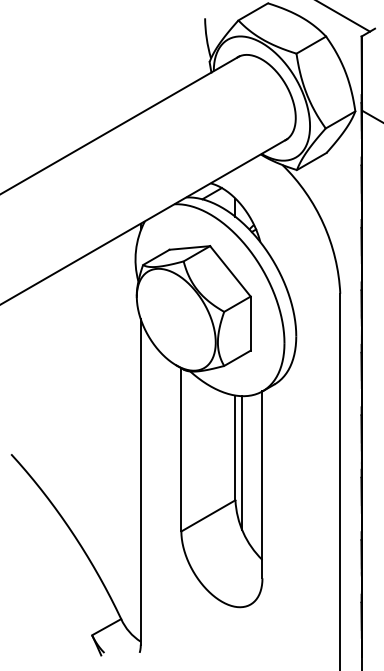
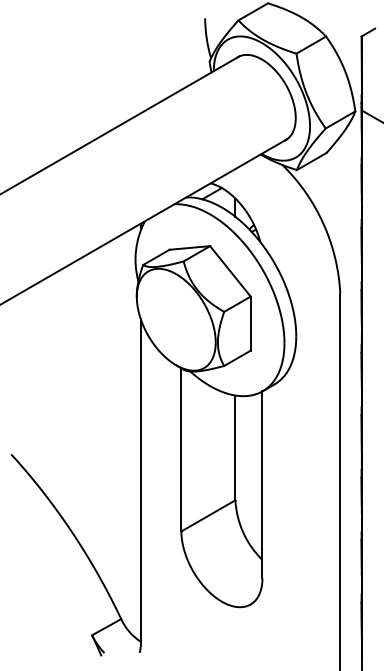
line: present -> none (344, 16)
line: present -> none (242, 463)
